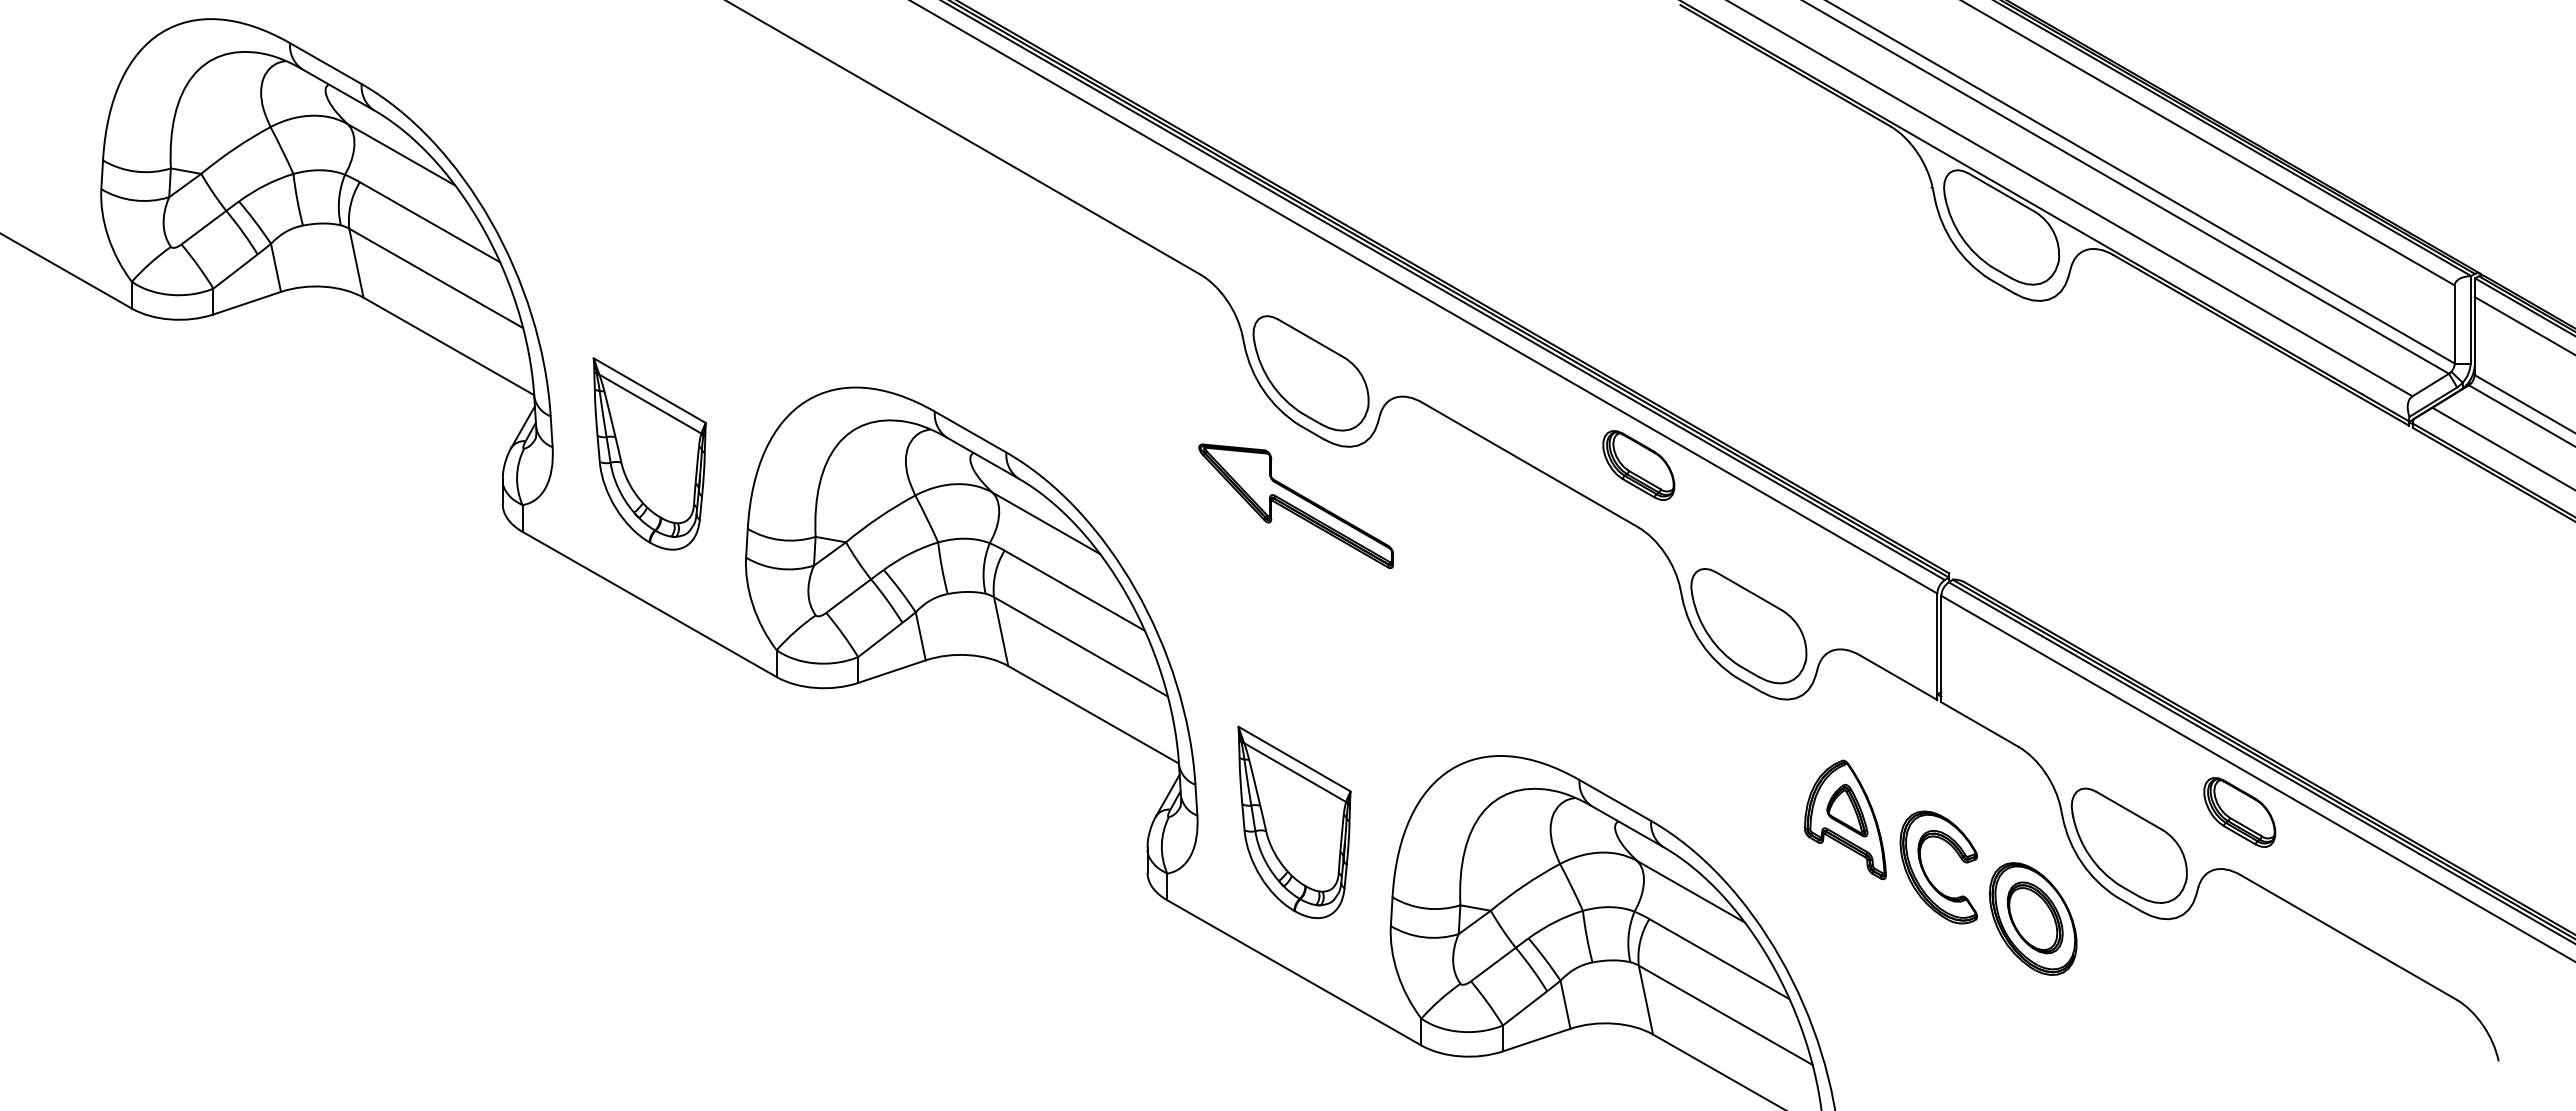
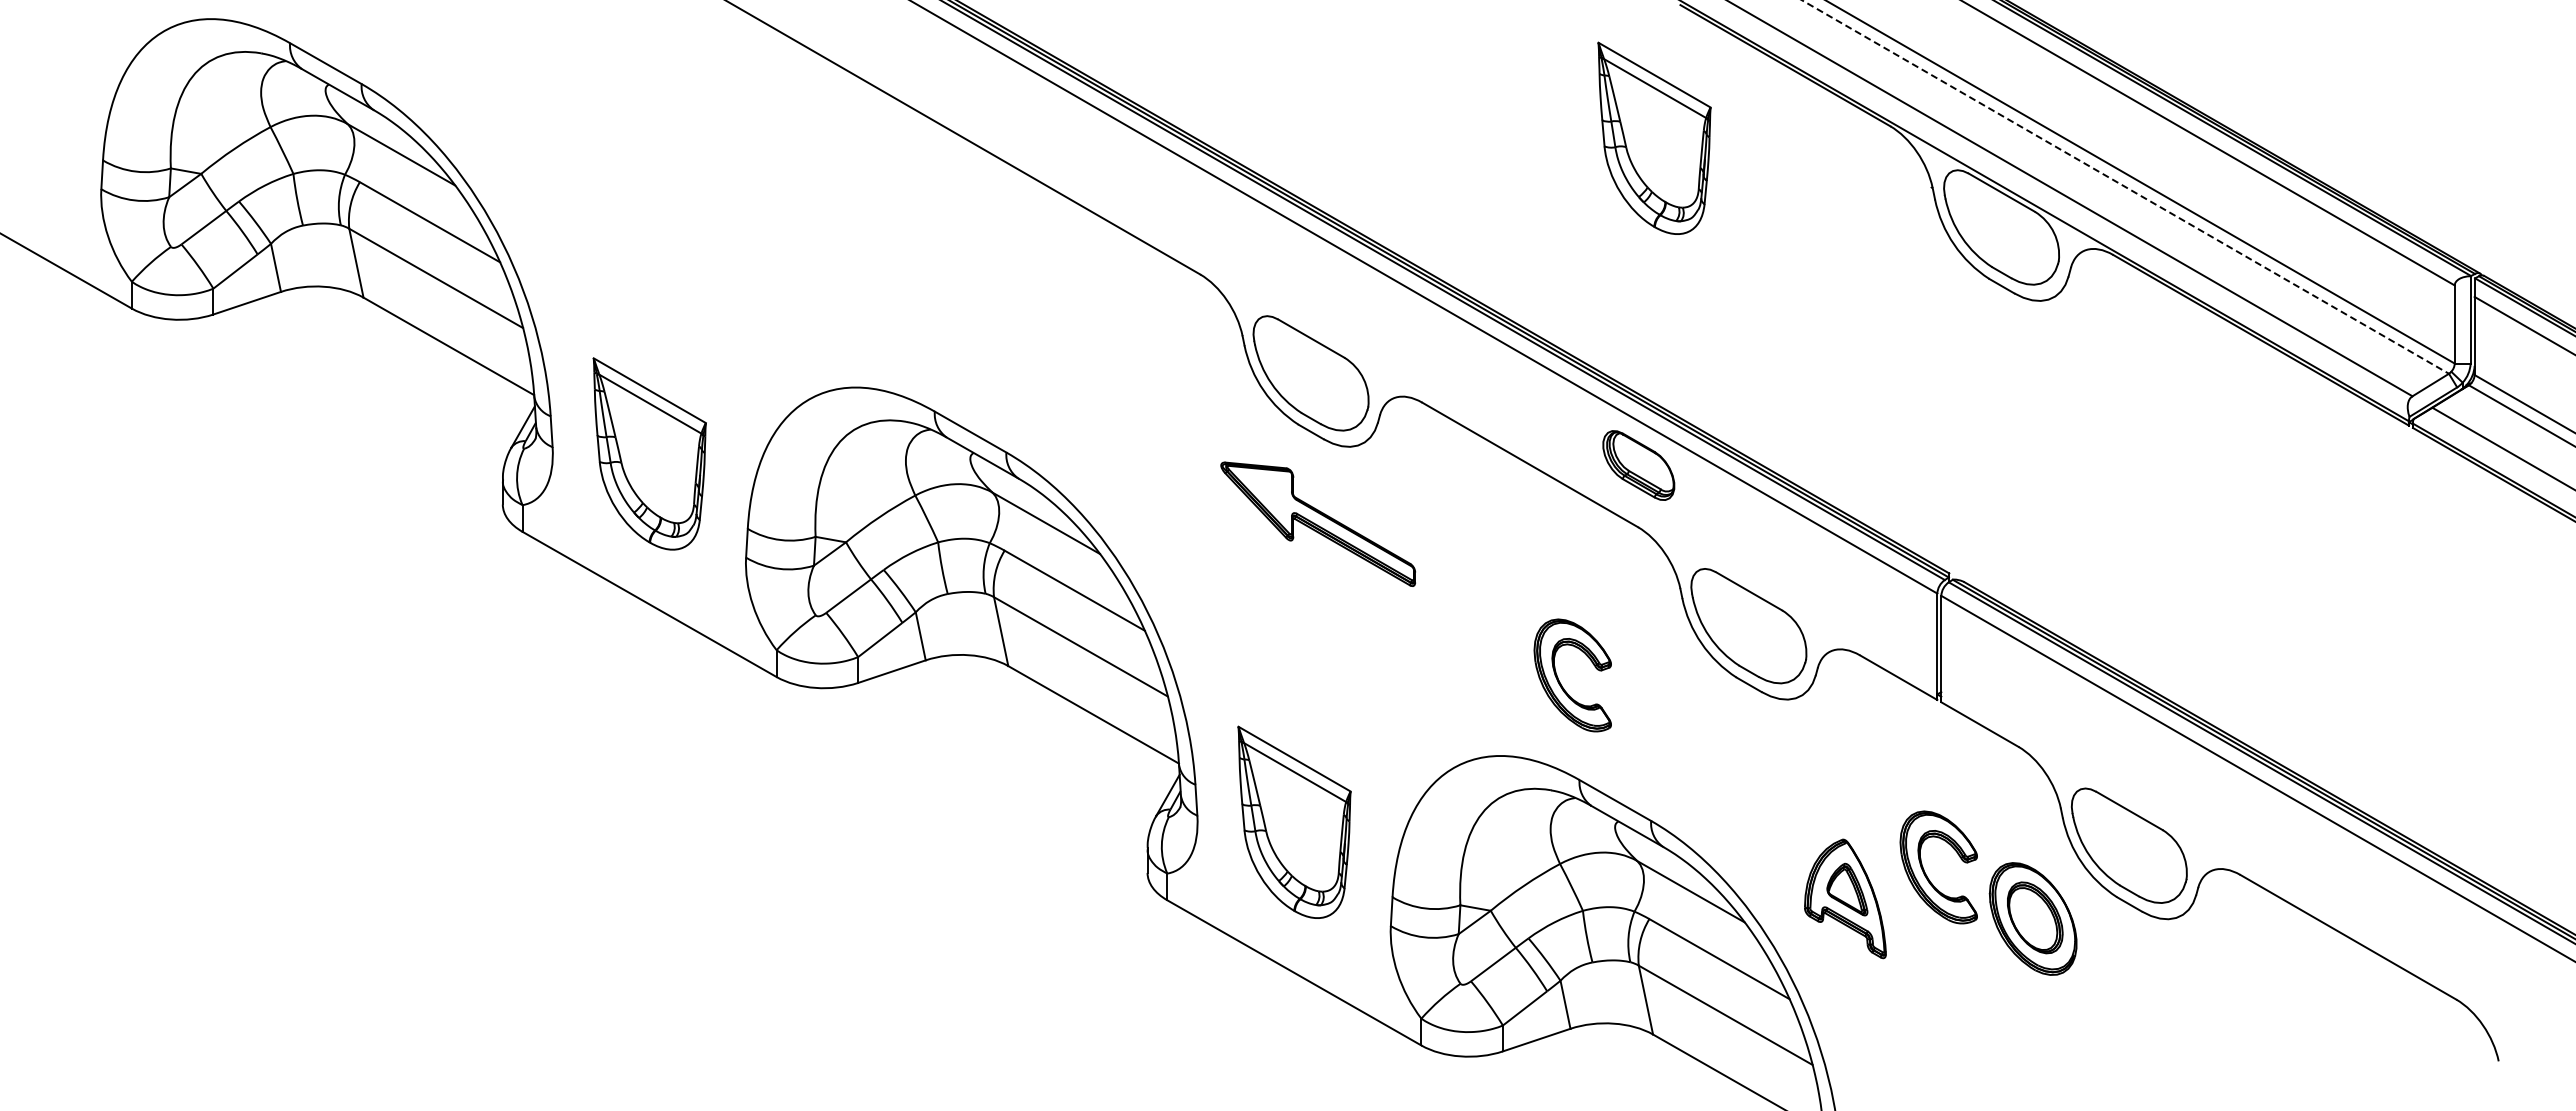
part: none -> present (1654, 137)
line: solid -> dashed (2126, 187)
part position: (1295, 505) -> (1317, 523) (1317, 523)
part: none -> present (1561, 683)
part: present -> none (2239, 812)
part position: (1845, 819) -> (1845, 898) (1845, 898)
